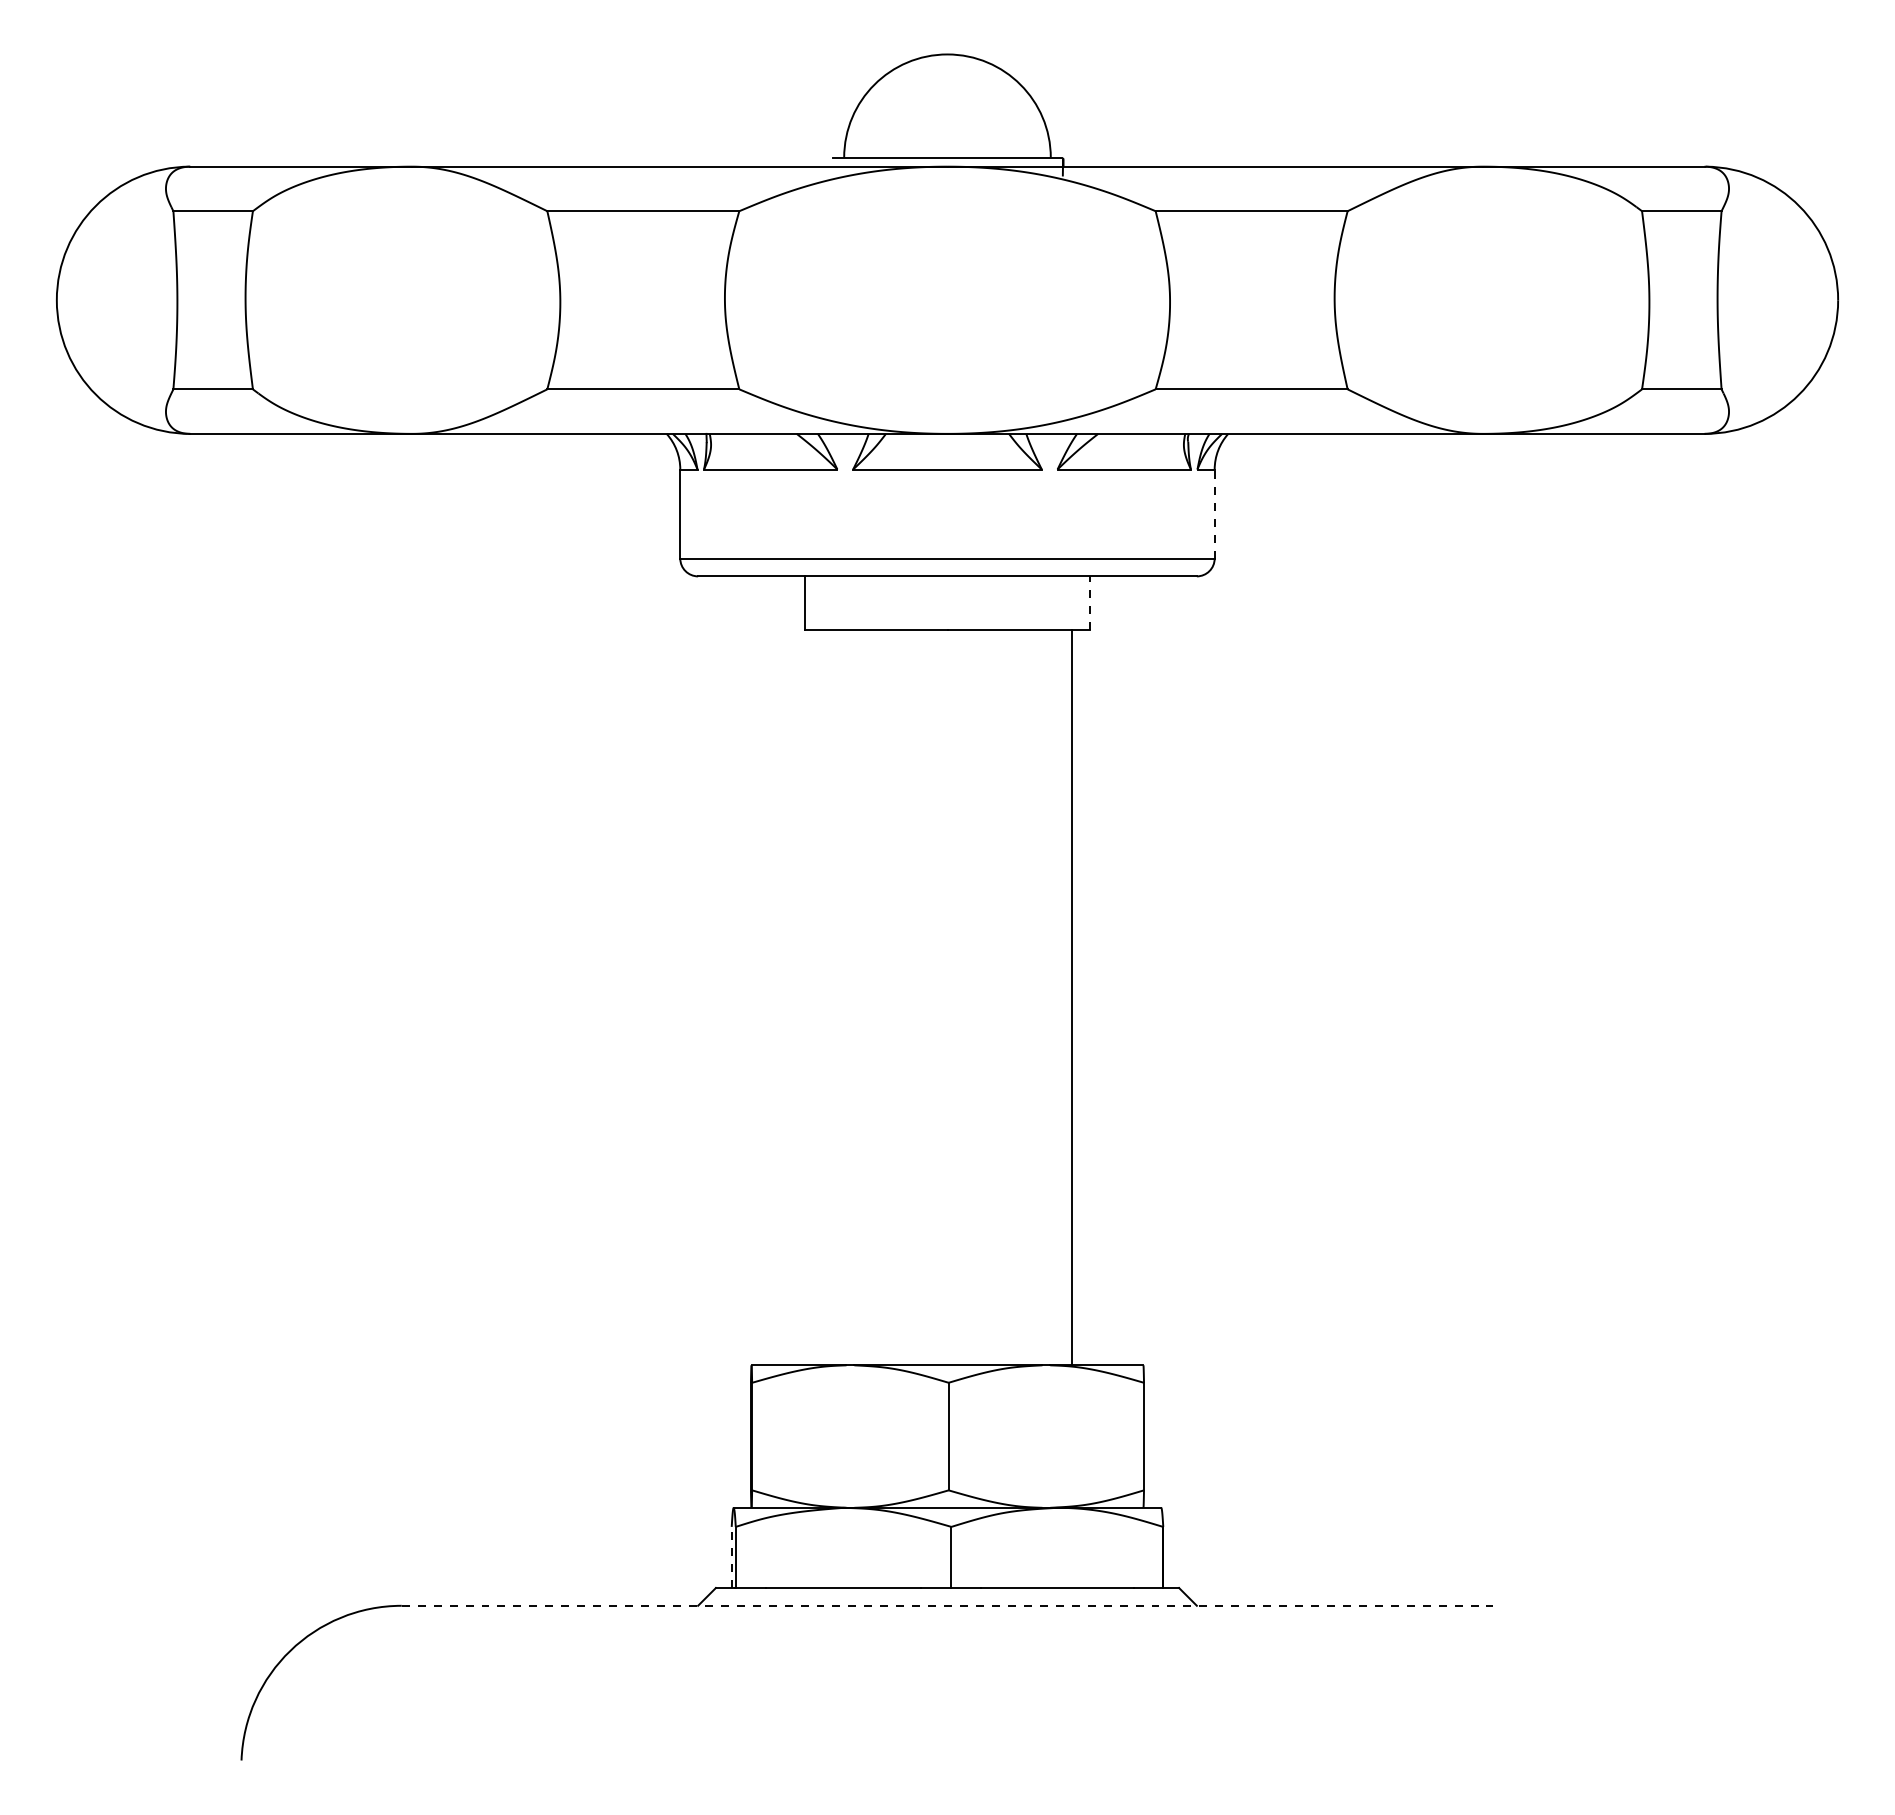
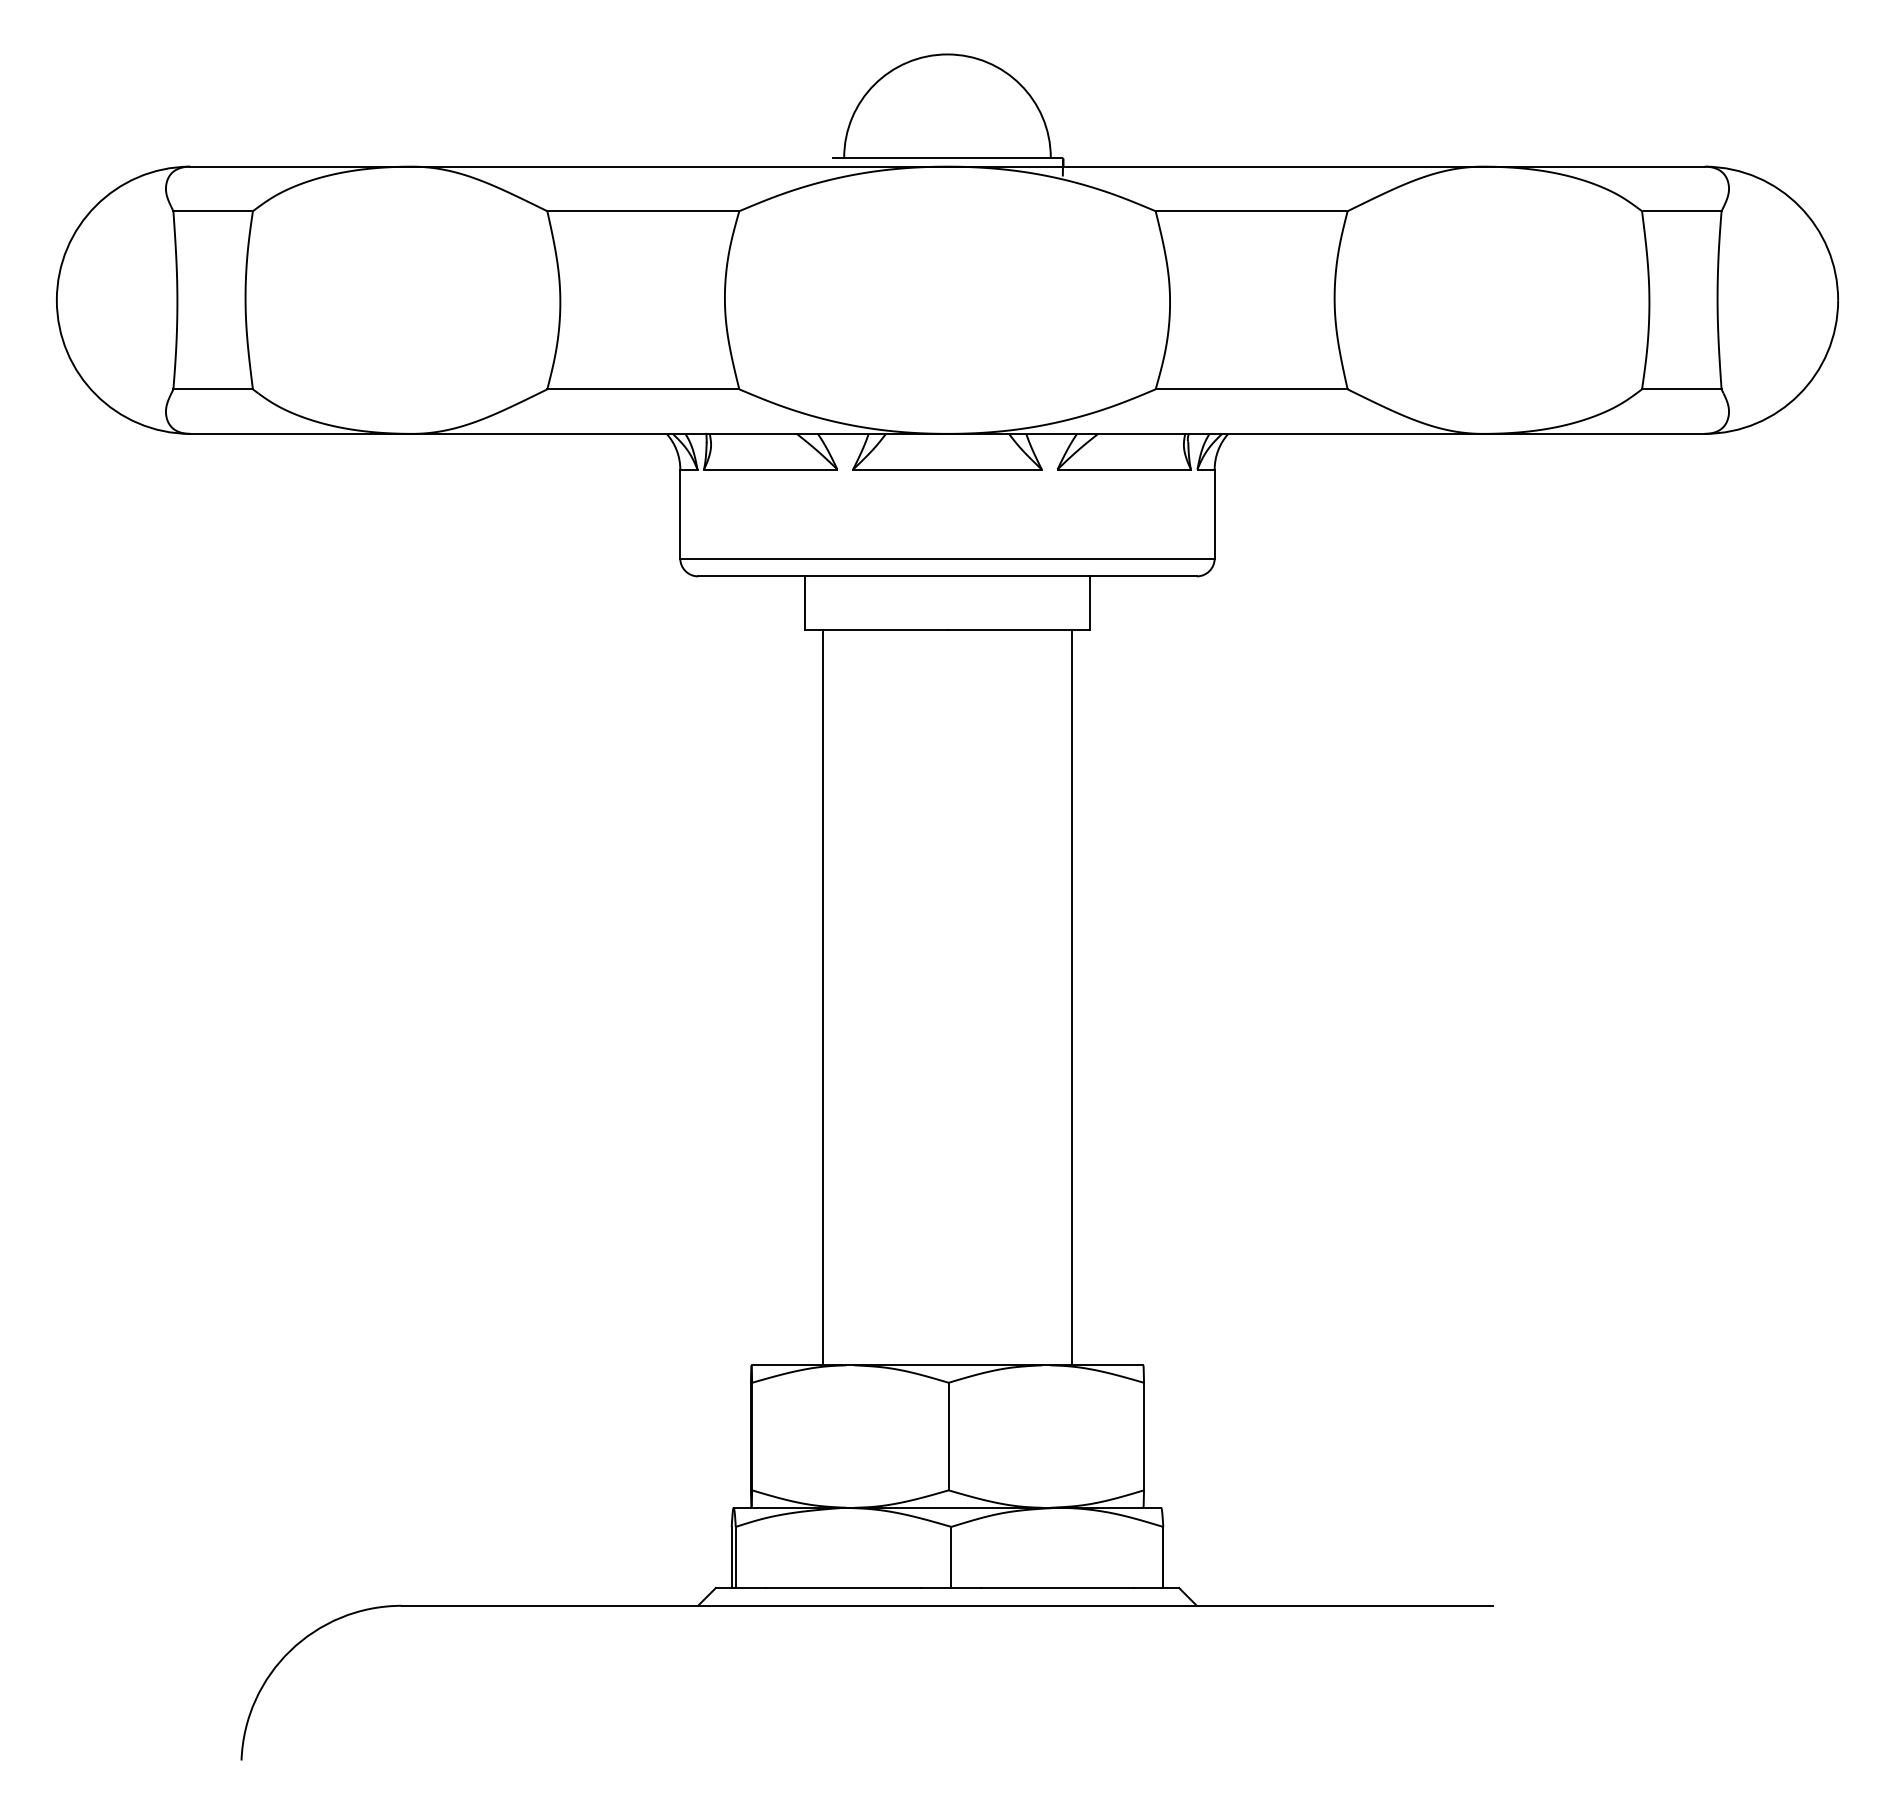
line: dashed -> solid (1214, 514)
line: dashed -> solid (1090, 603)
line: none -> present (822, 997)
line: dashed -> solid (731, 1557)
line: dashed -> solid (947, 1605)
